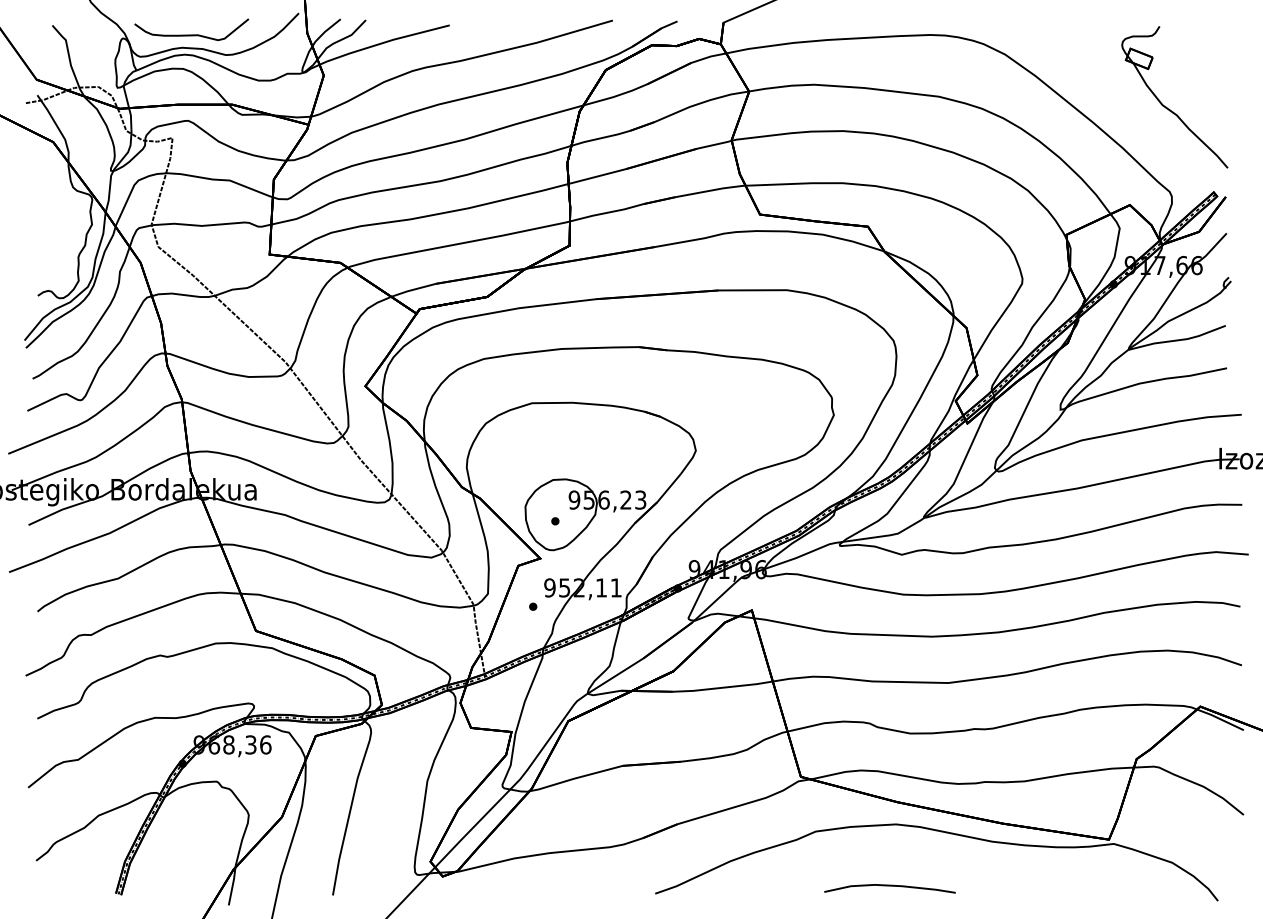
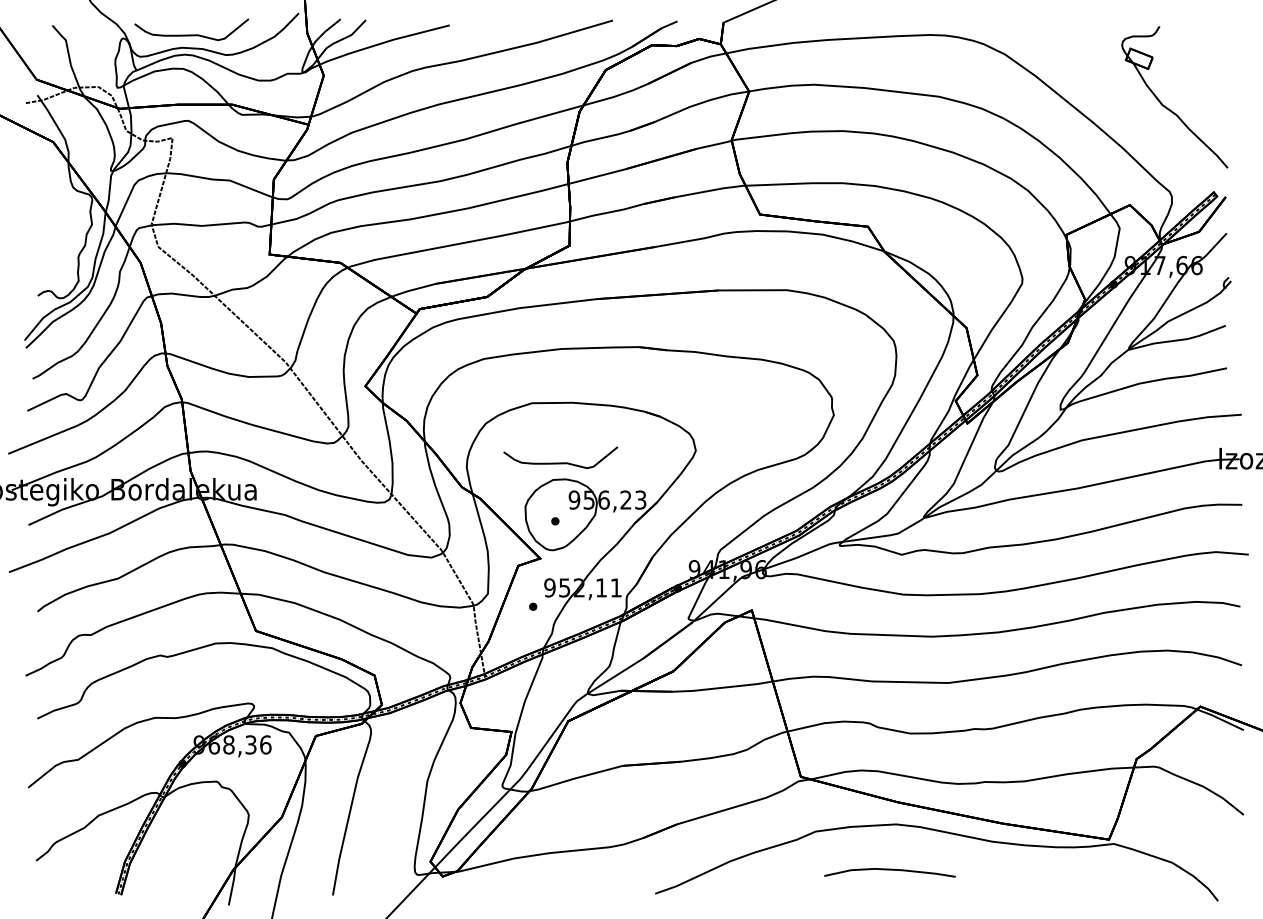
curve: none -> present (560, 462)
curve position: (889, 886) -> (889, 870) (889, 870)
